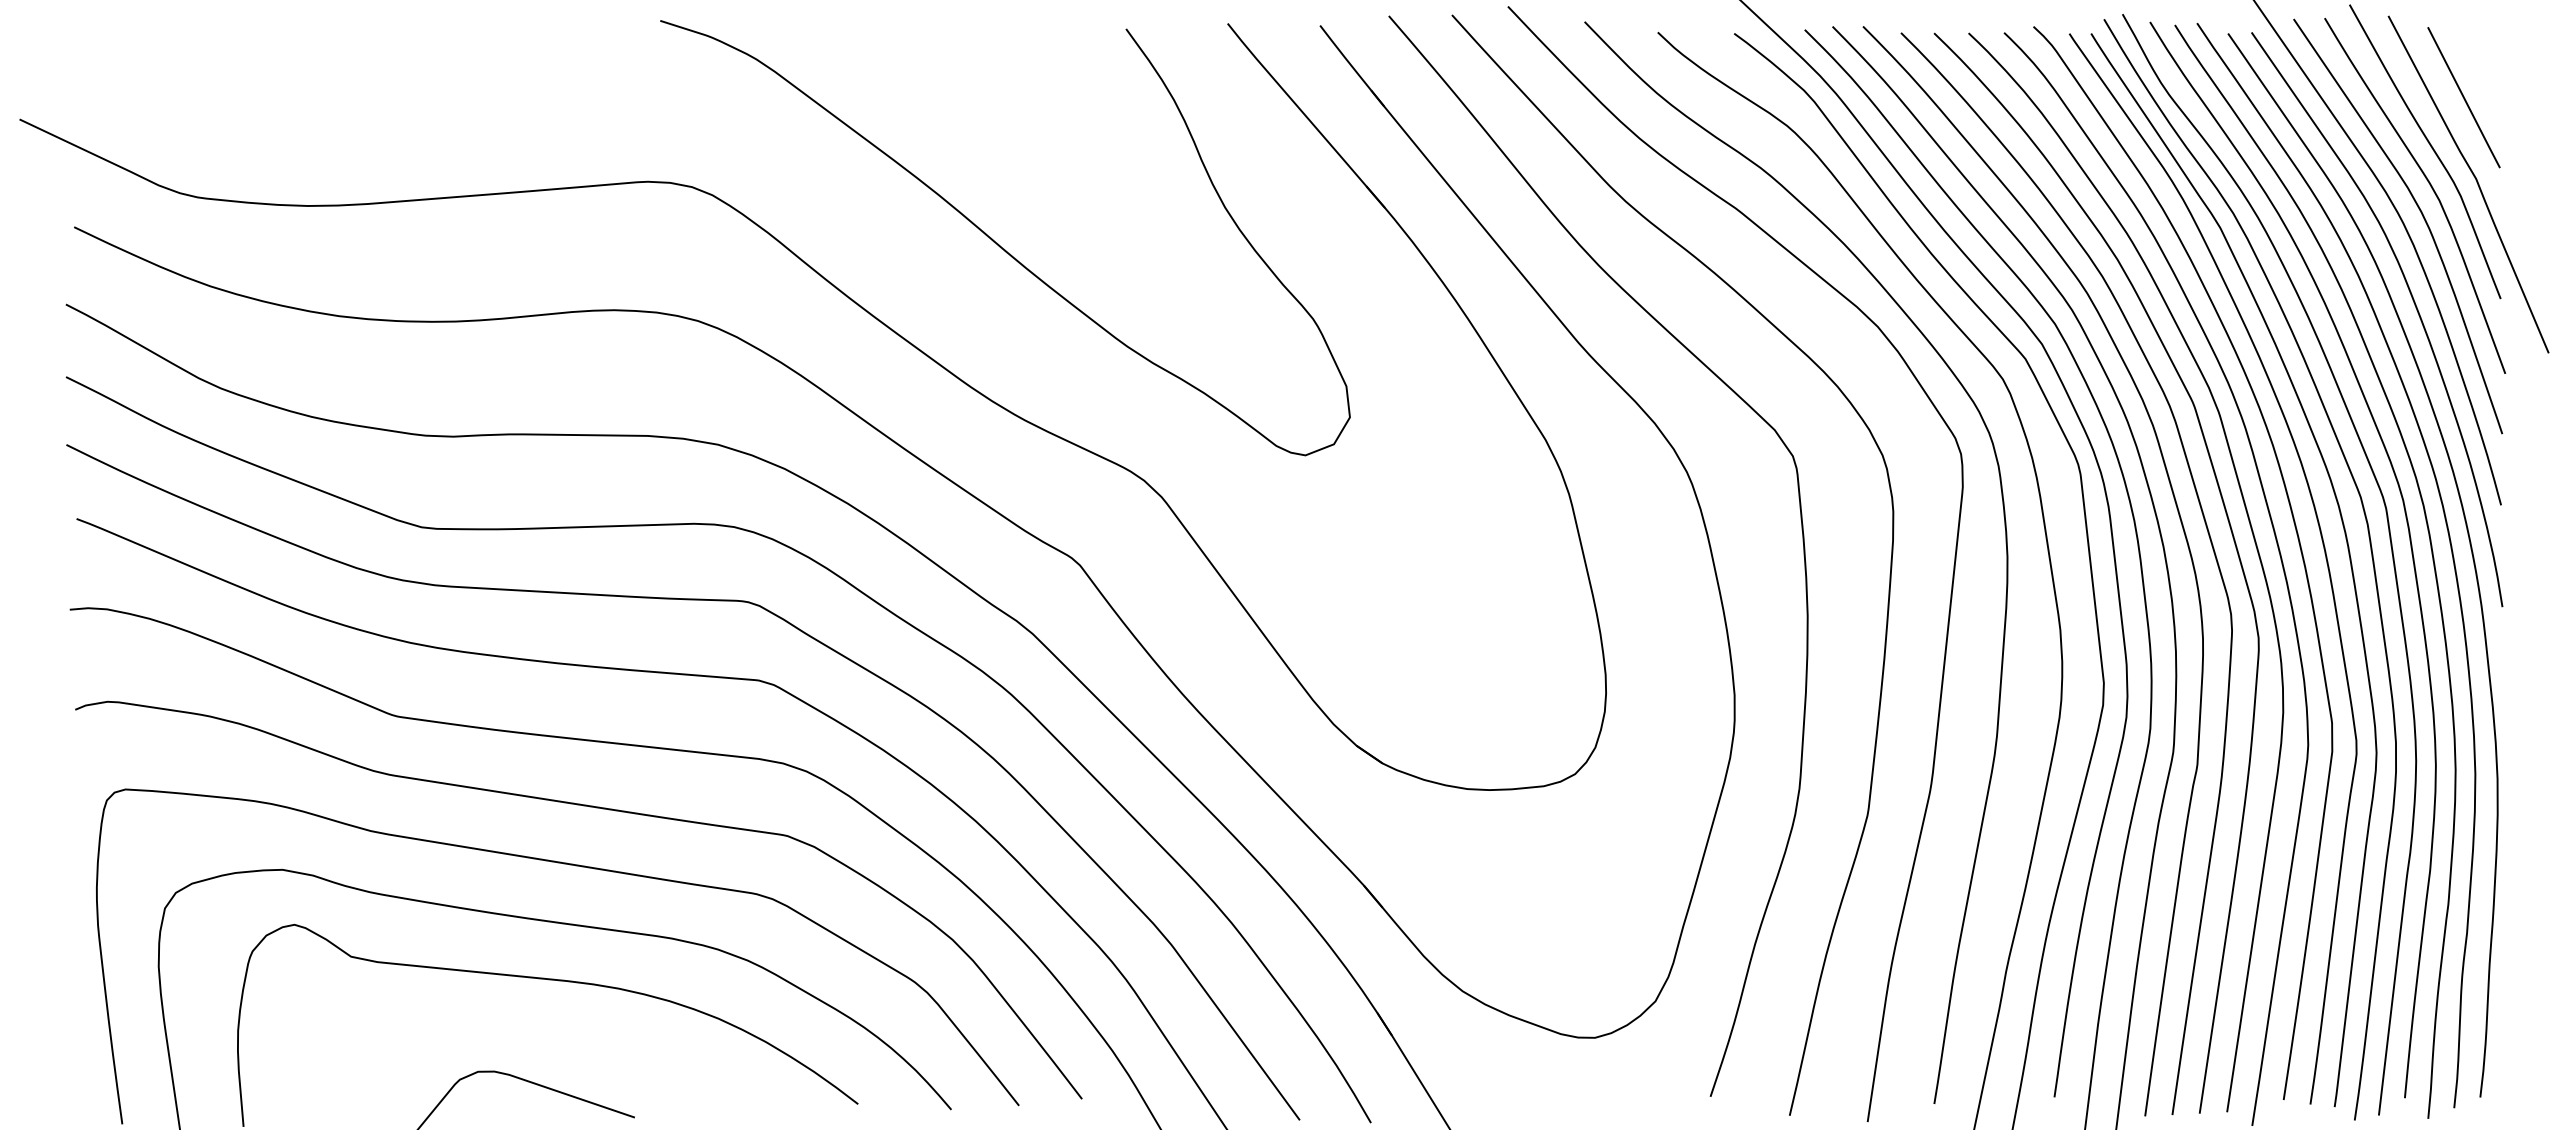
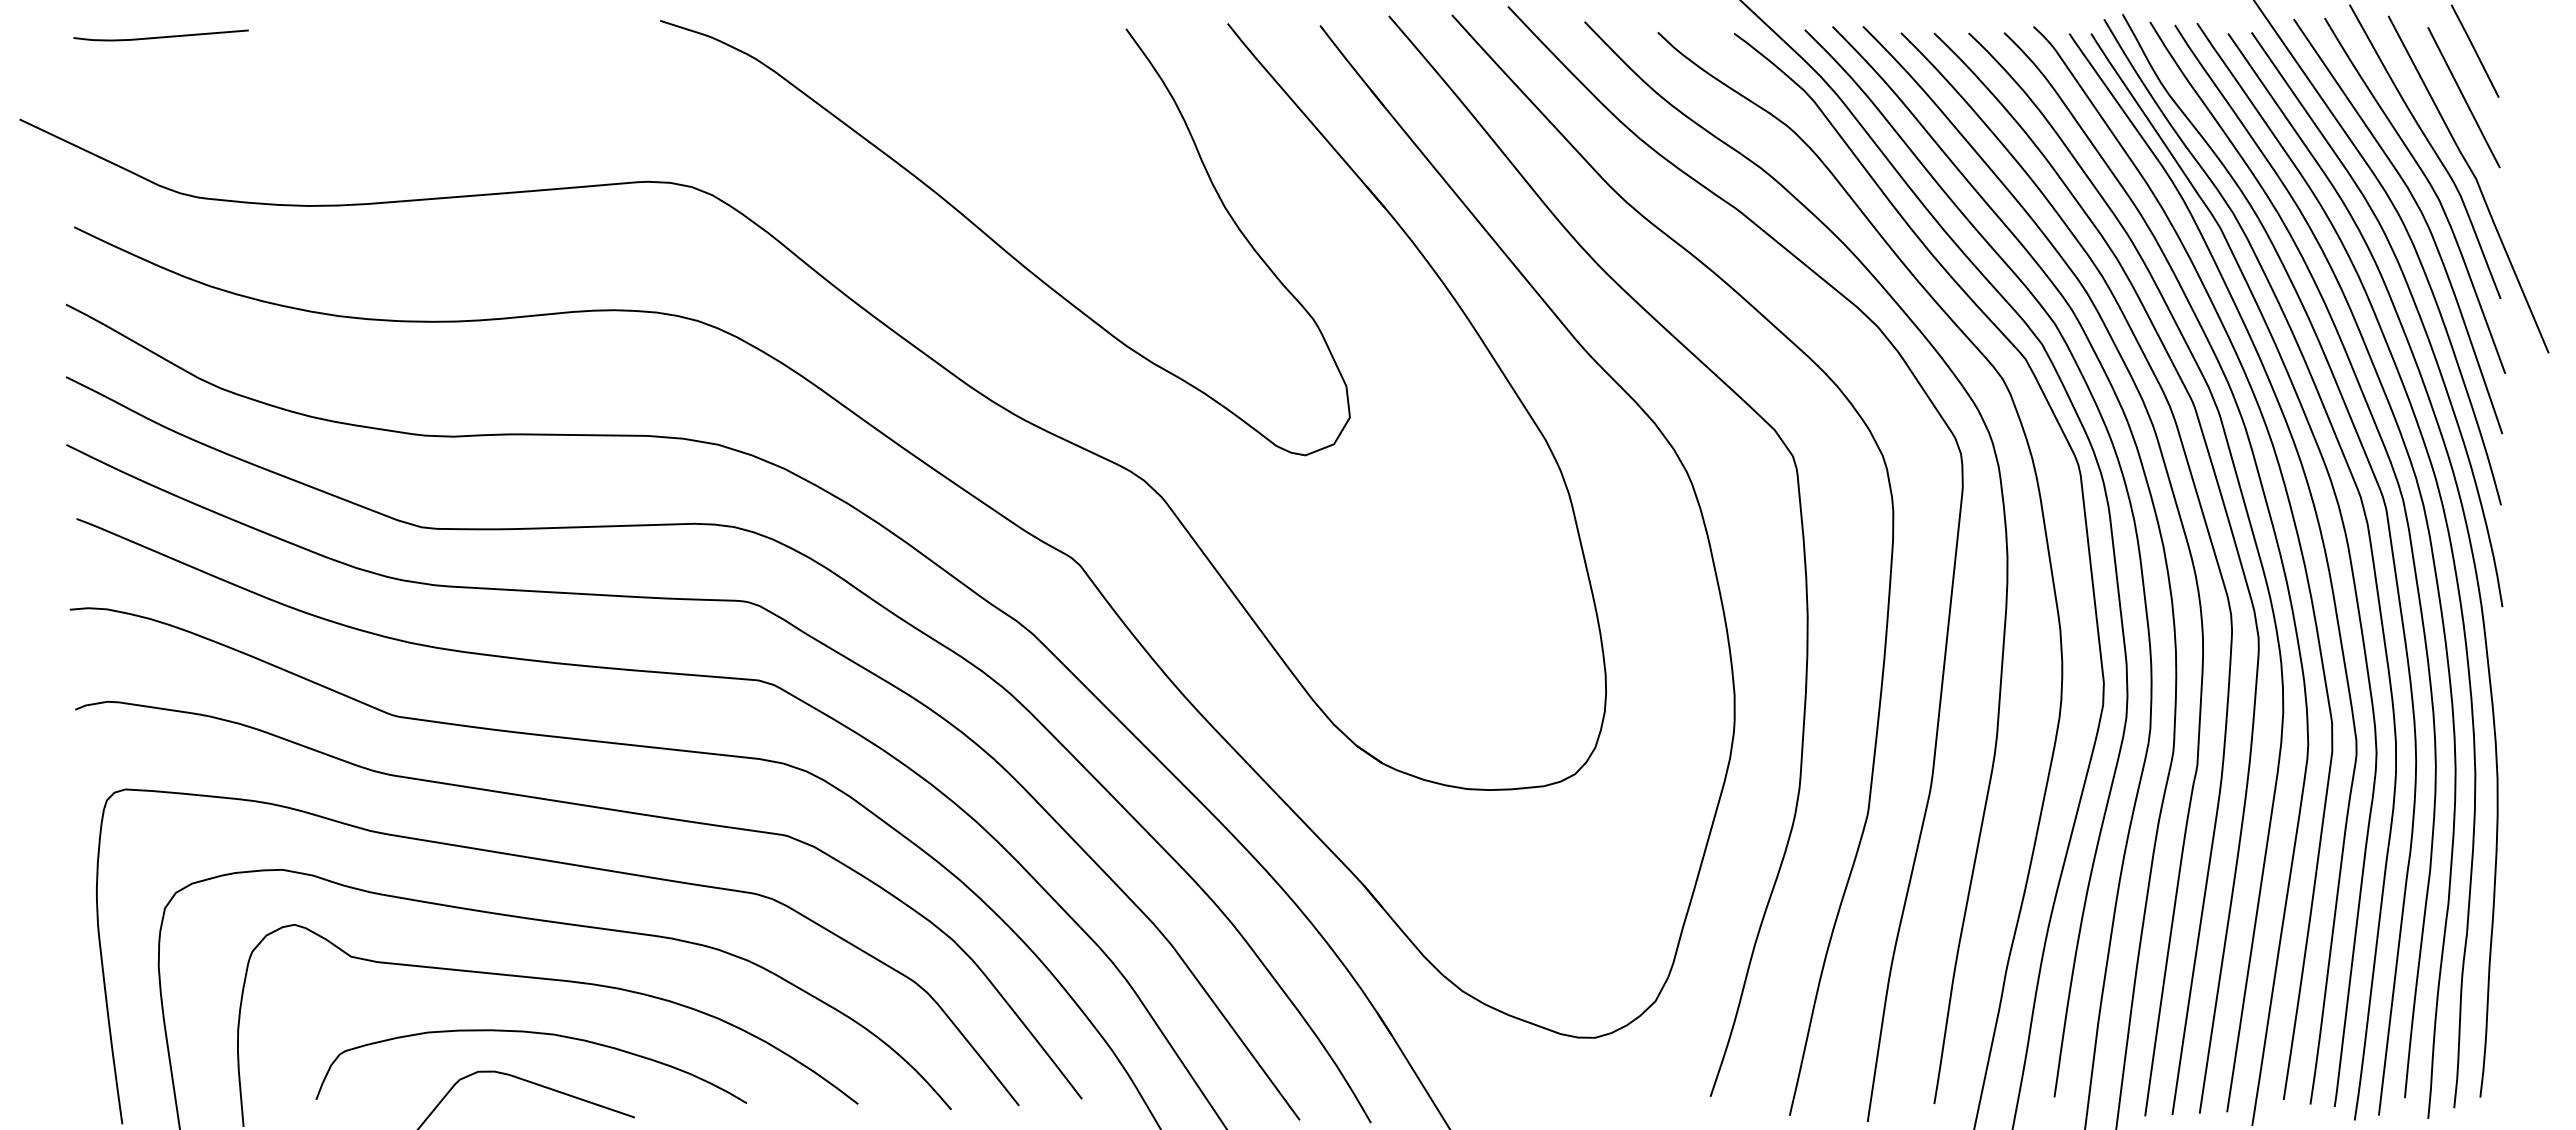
line: none -> present (160, 36)
line: none -> present (2474, 50)
curve: none -> present (531, 1033)
